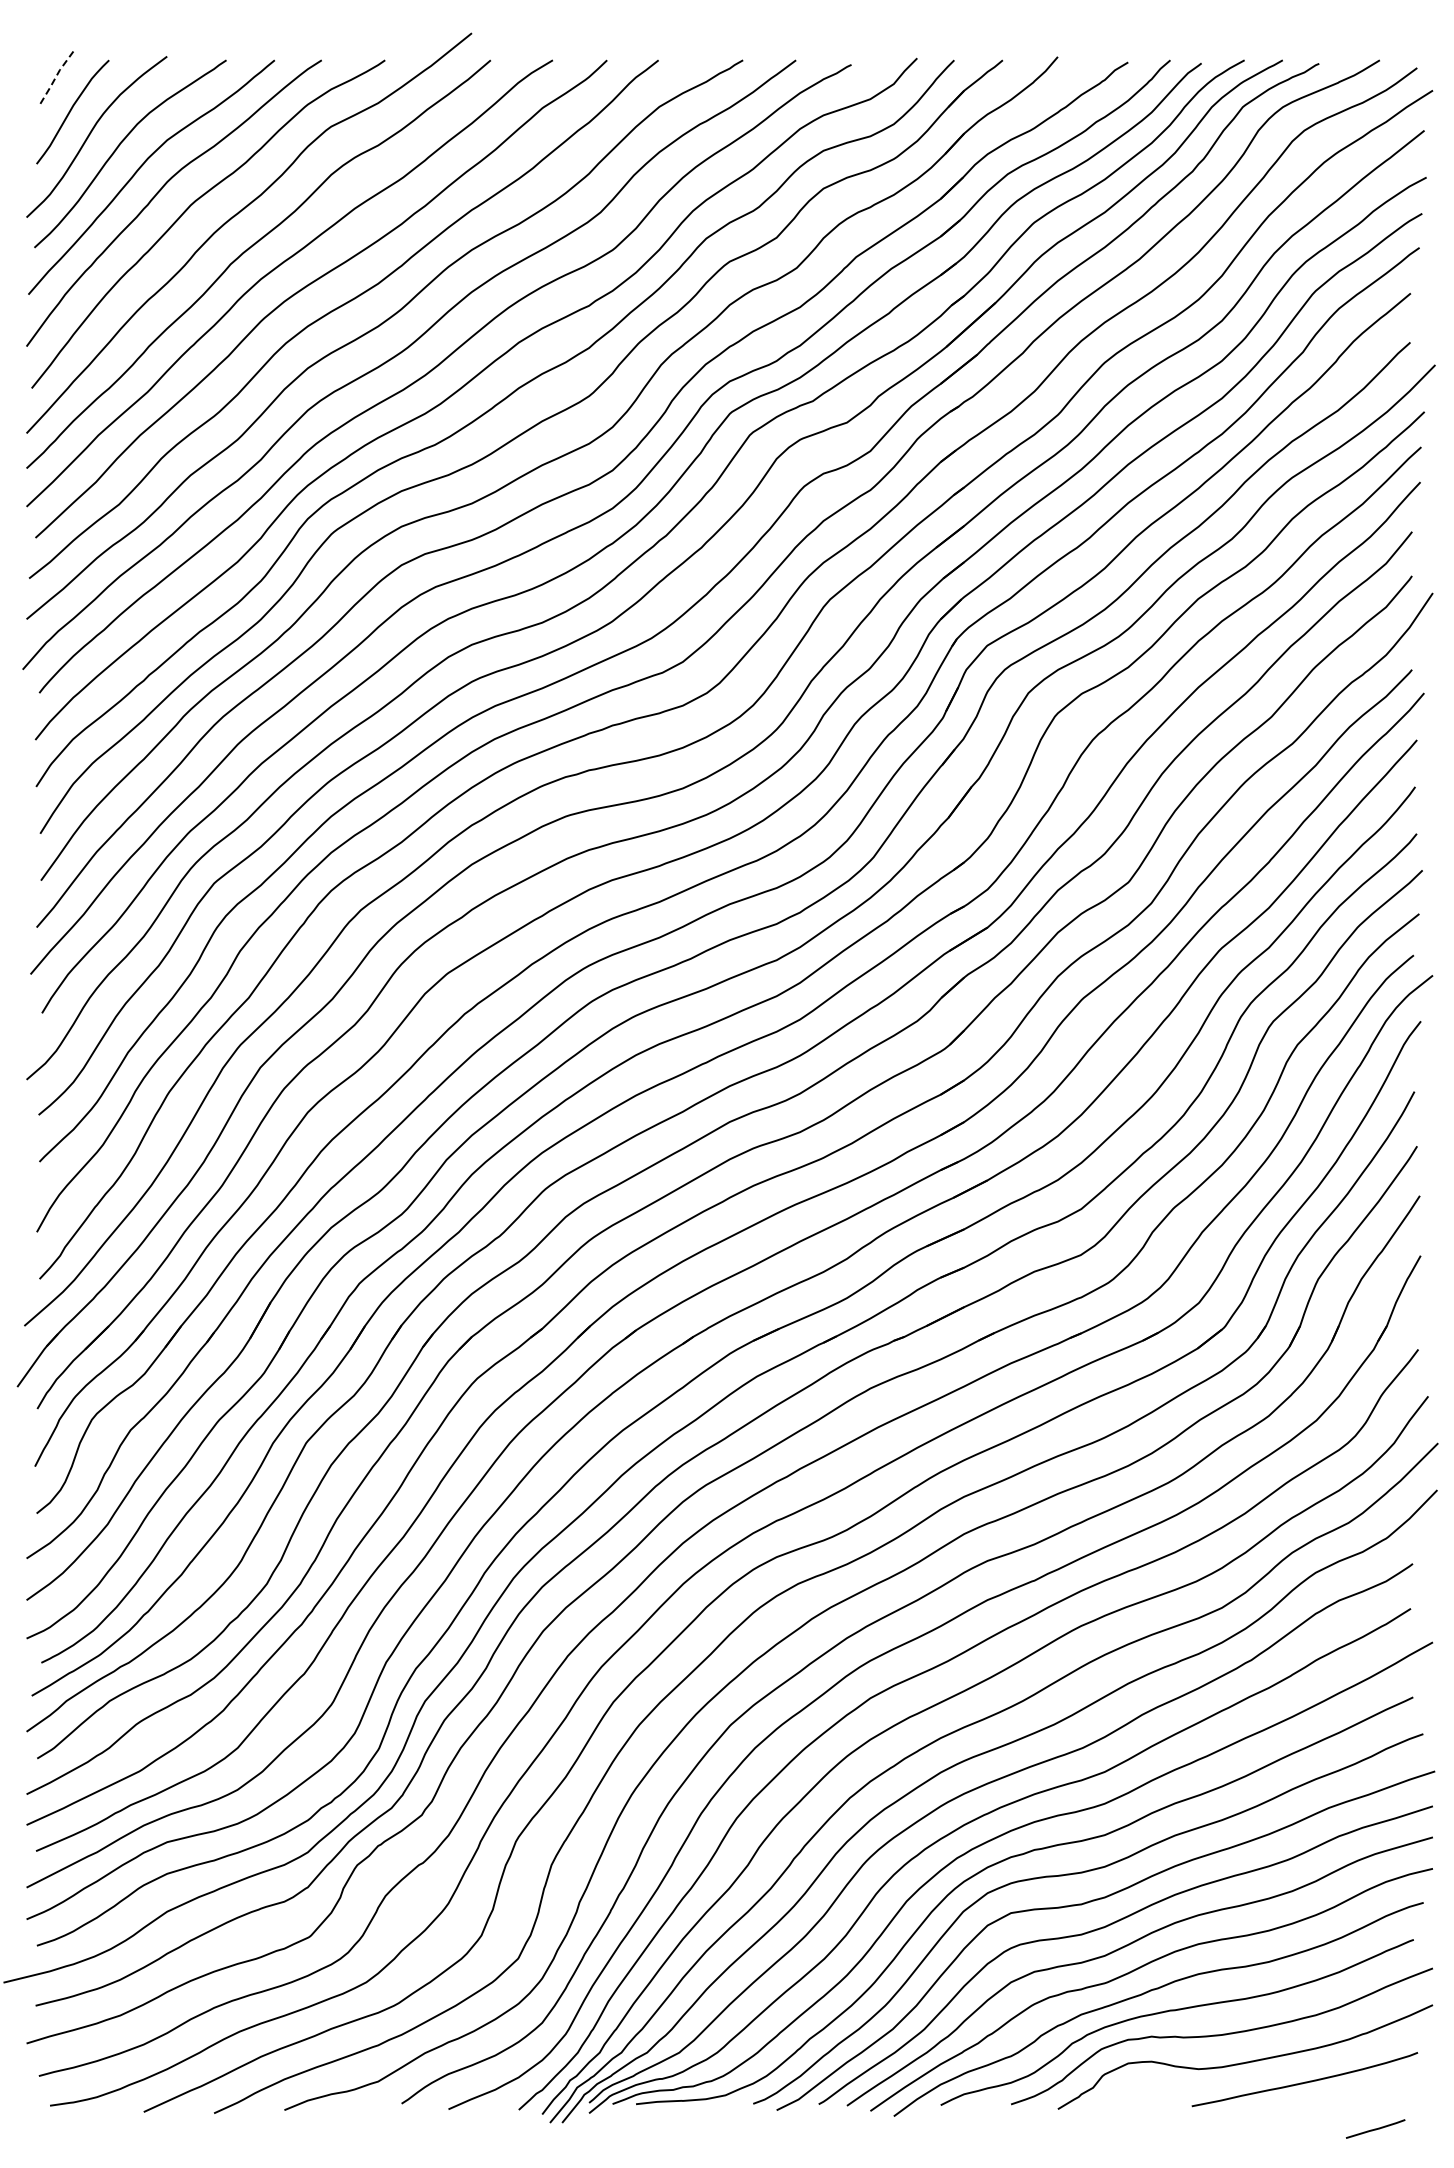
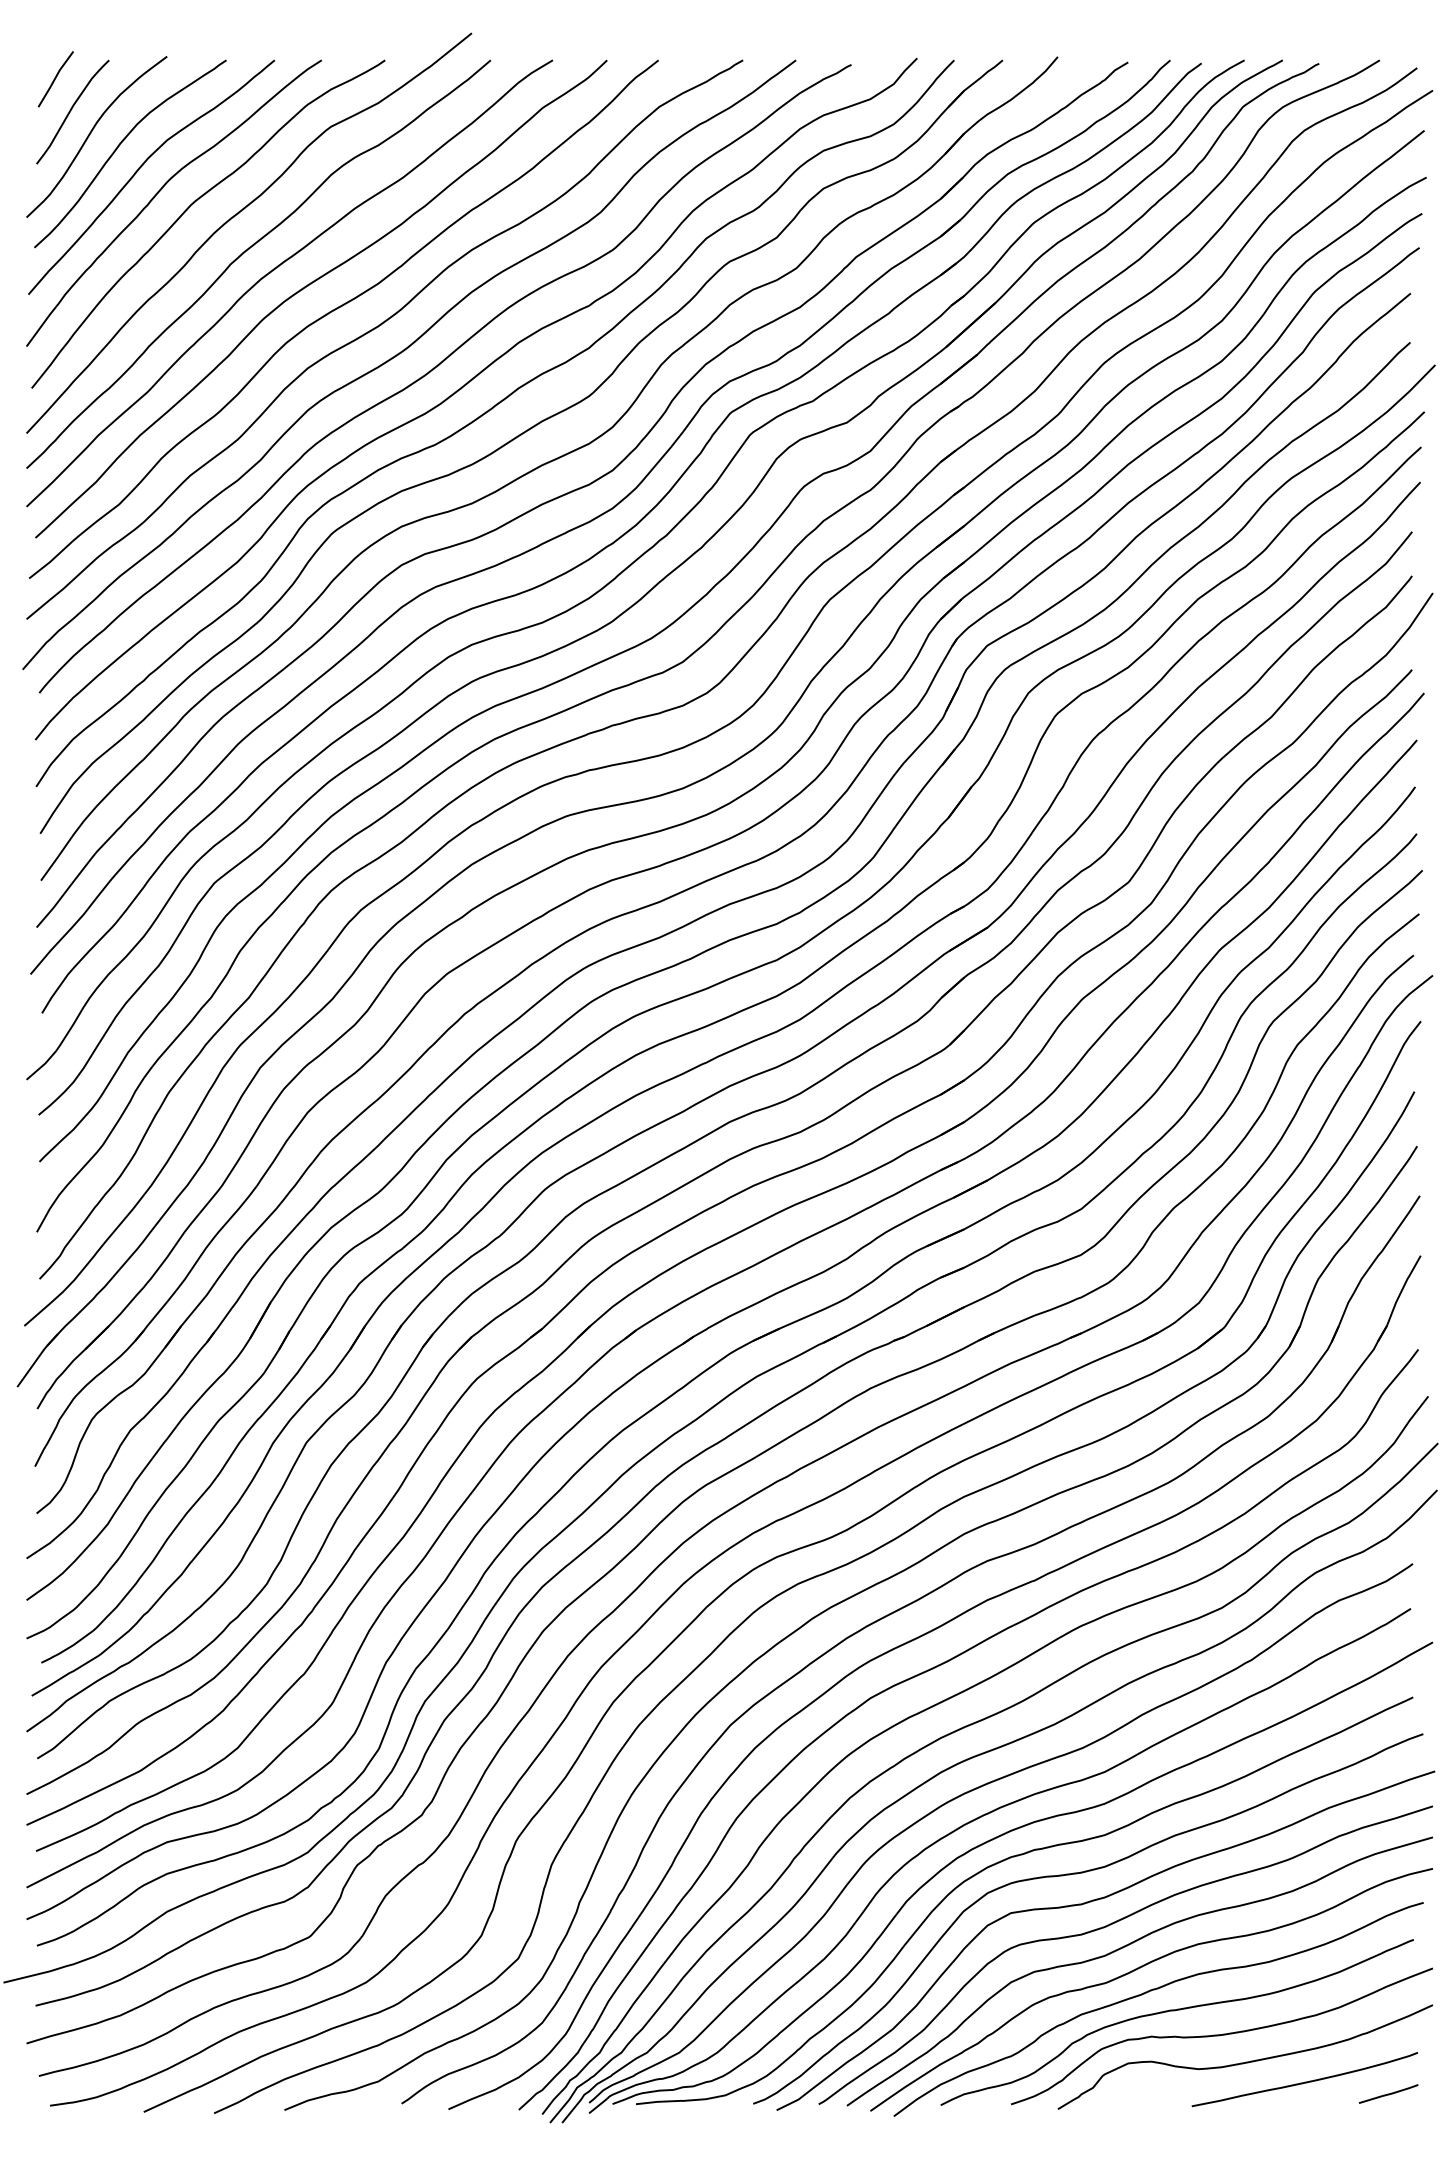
line: dashed -> solid (55, 78)
line position: (1375, 2128) -> (1388, 2093) (1388, 2093)
